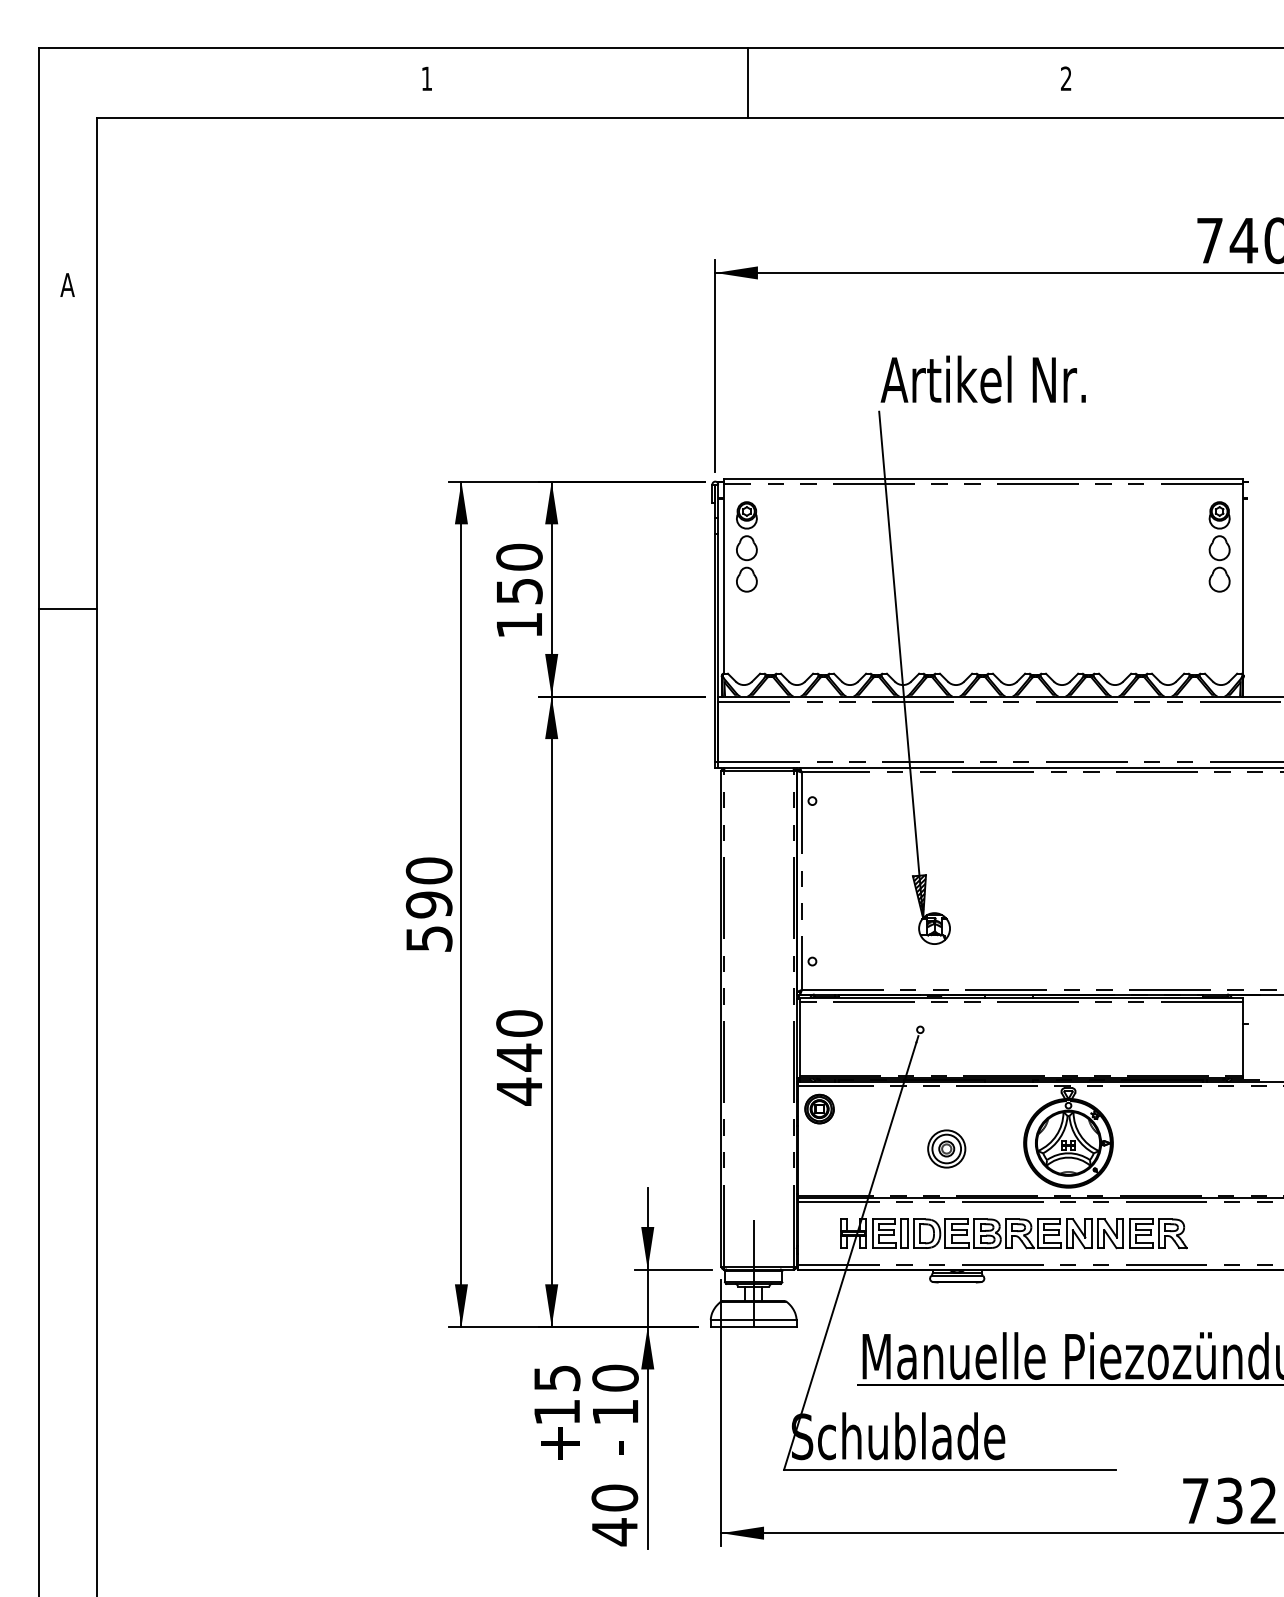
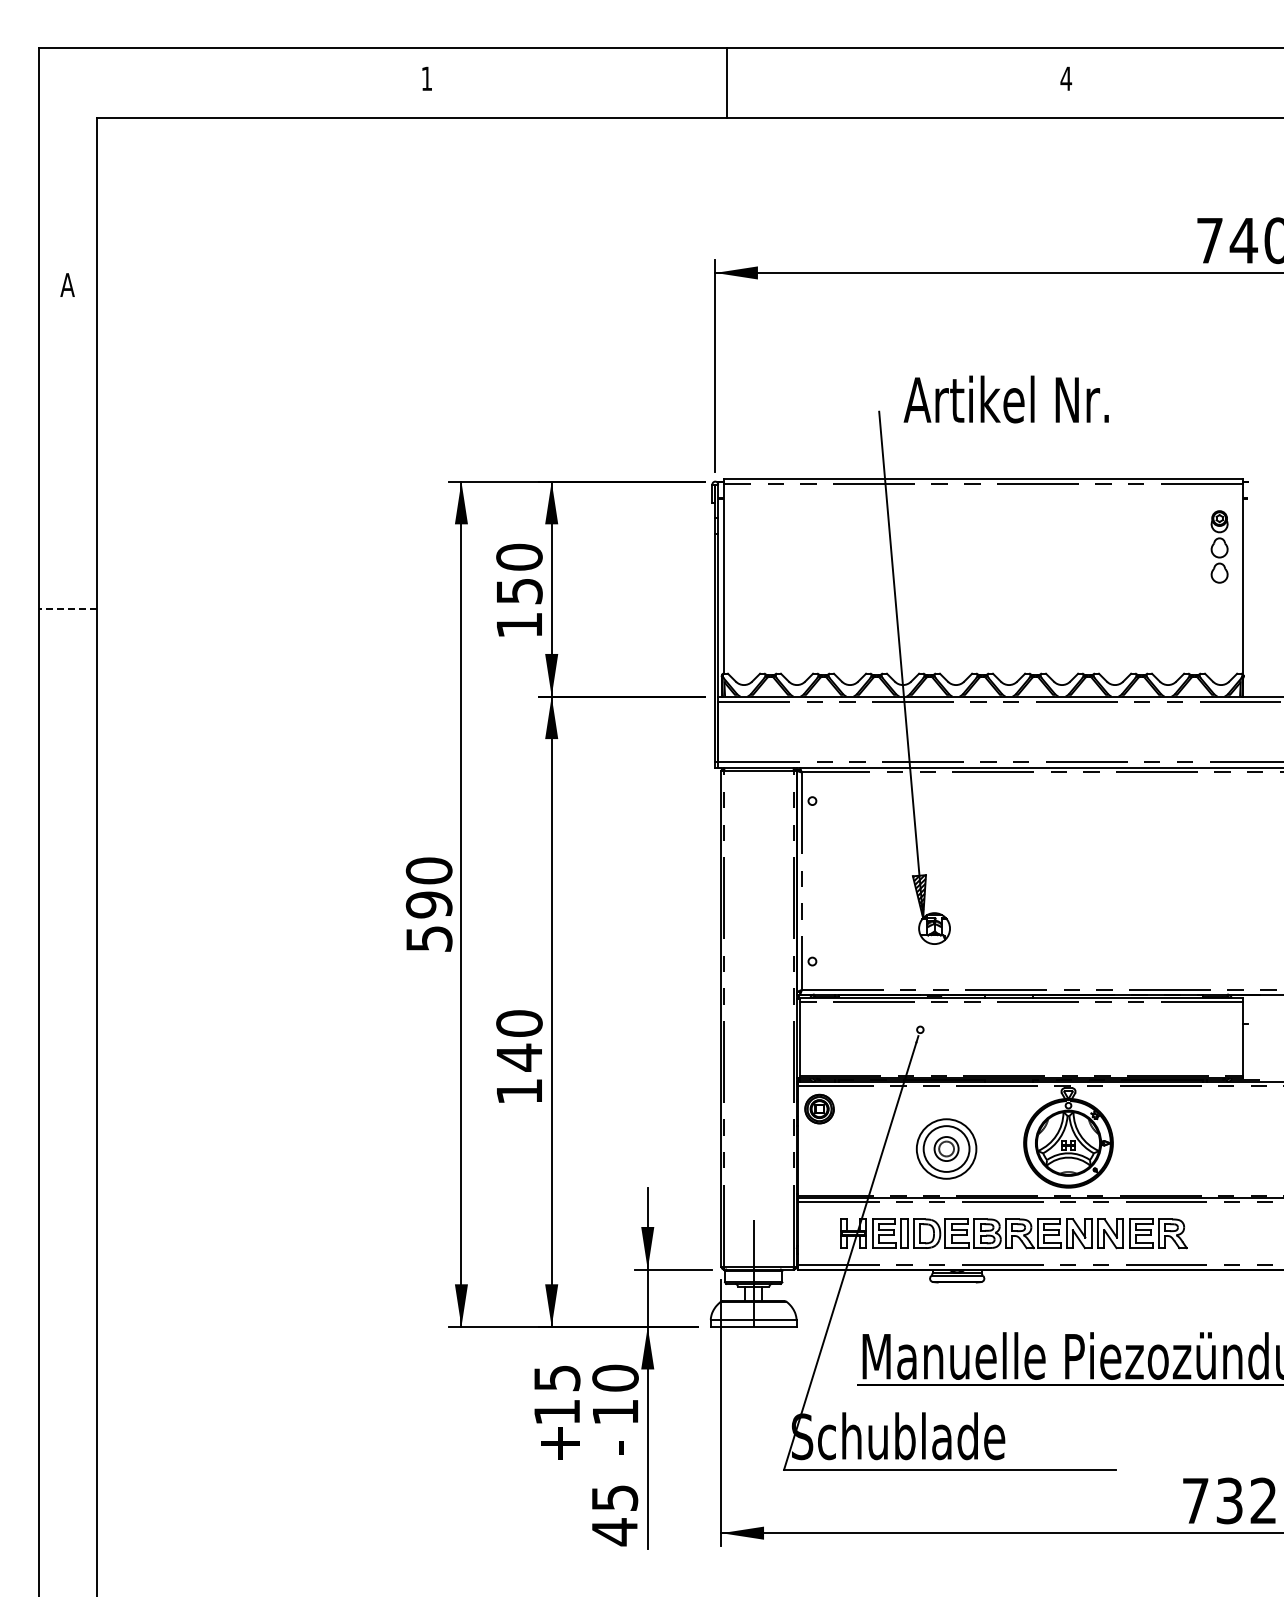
text: 2 -> 4 (1066, 78)
line position: (747, 82) -> (726, 82) (726, 82)
text position: (982, 379) -> (1005, 399) (1005, 399)
part: present -> none (746, 546)
part size: 23x92 px -> 19x74 px (1219, 546)
line: solid -> dashed (67, 608)
text: 440 -> 140 (519, 1091)
part size: 40x40 px -> 63x62 px (946, 1148)
text: 40 -> 45 (614, 1497)
